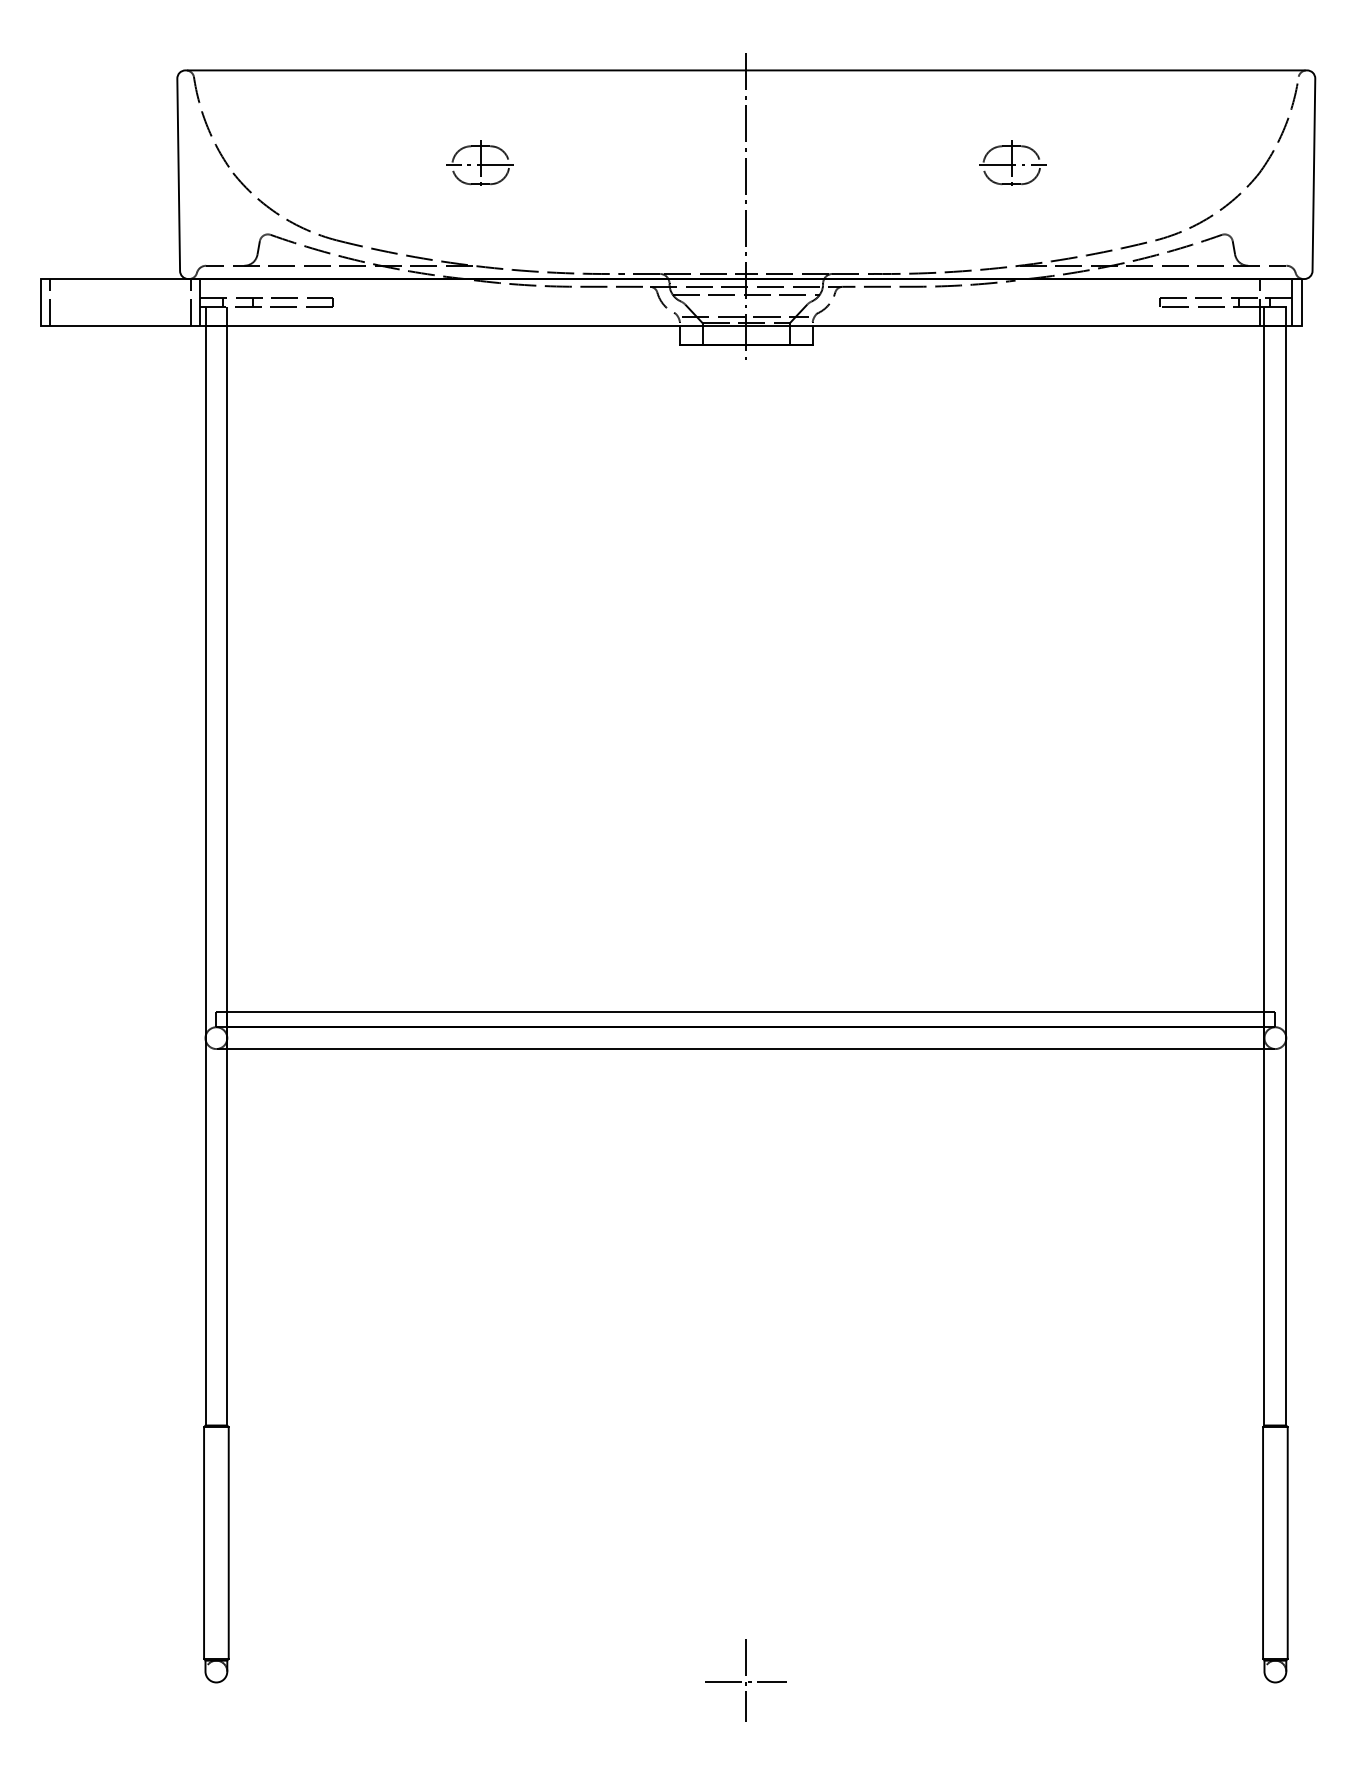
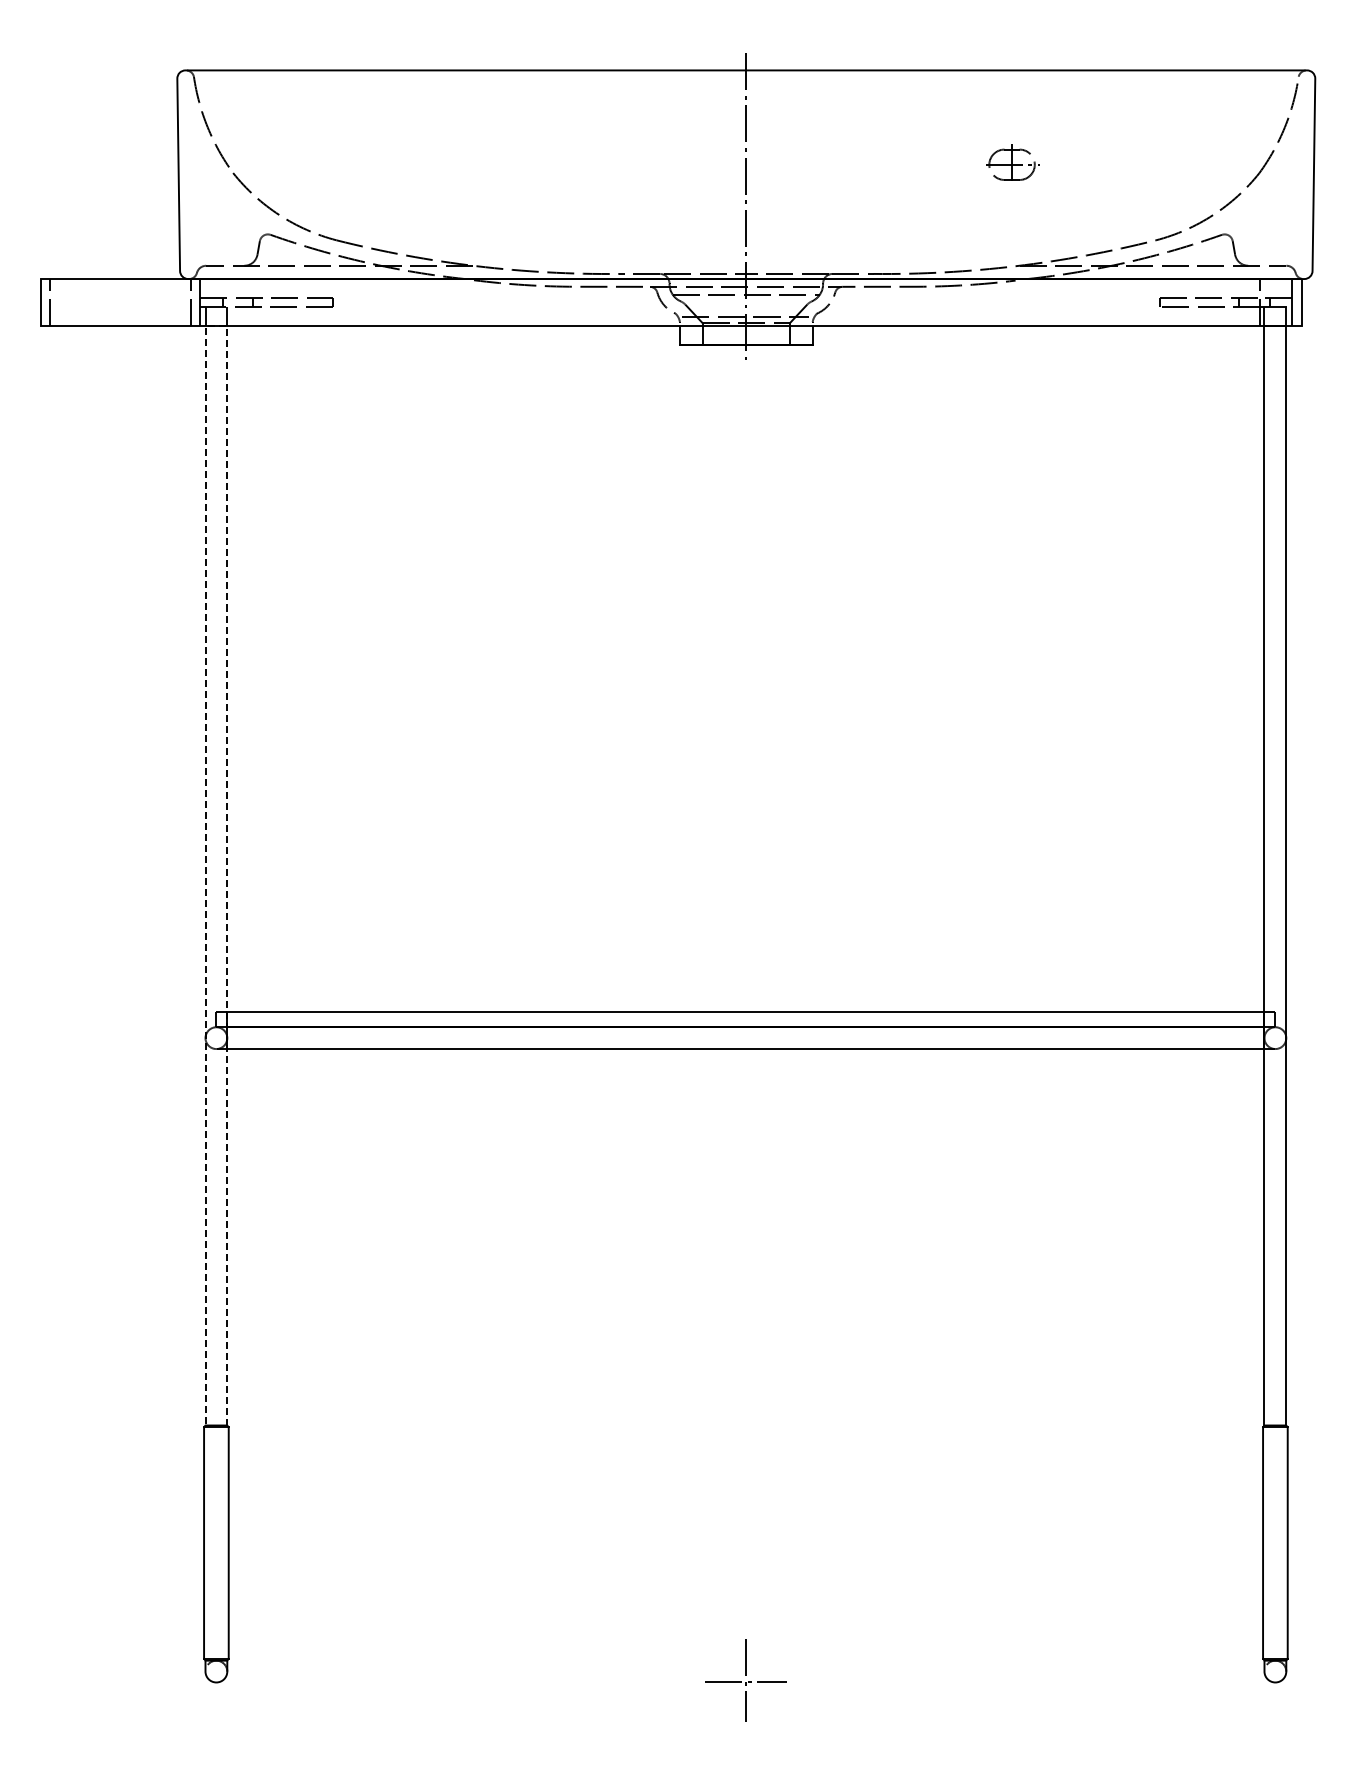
part: present -> none (479, 162)
part size: 68x46 px -> 54x37 px (1012, 162)
line: solid -> dashed (216, 326)
